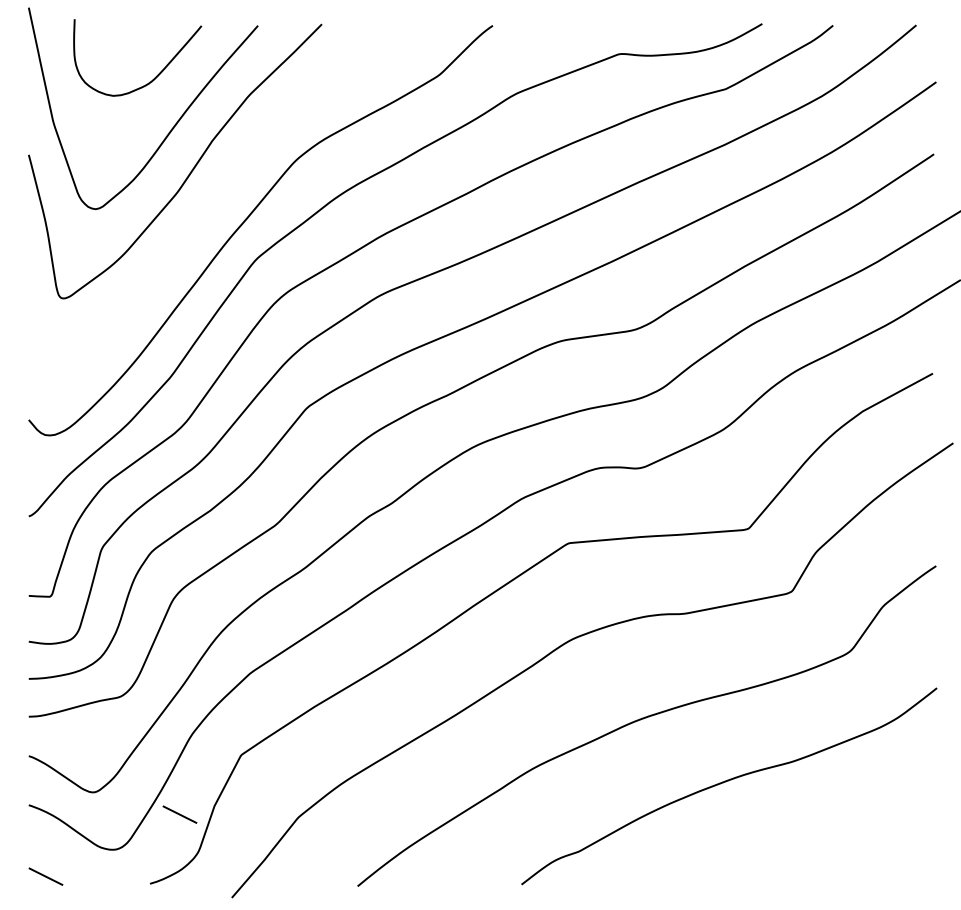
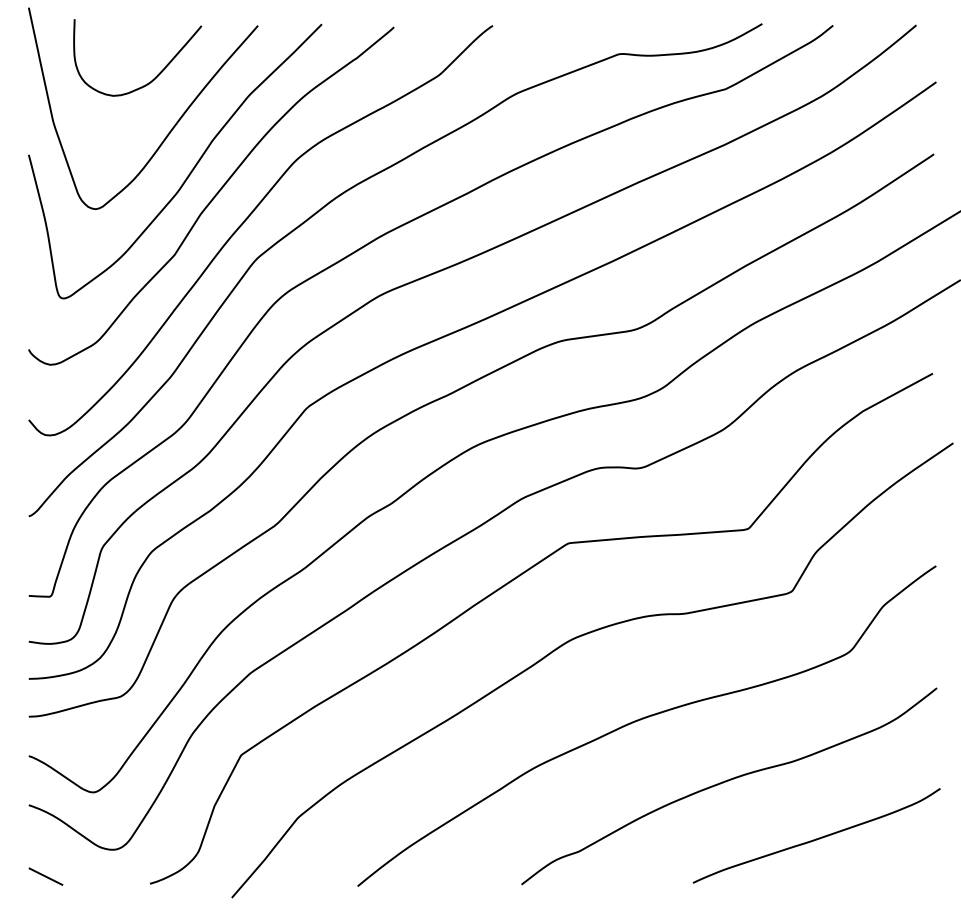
curve: none -> present (213, 196)
line: present -> none (179, 814)
curve: none -> present (818, 837)
